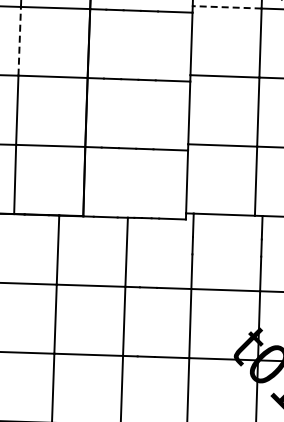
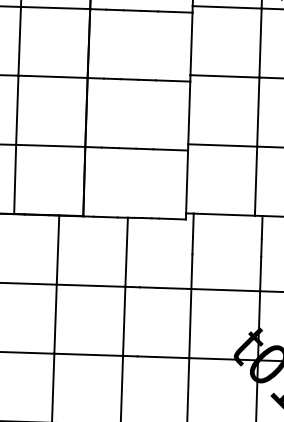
line: dashed -> solid (226, 7)
line: dashed -> solid (19, 40)
